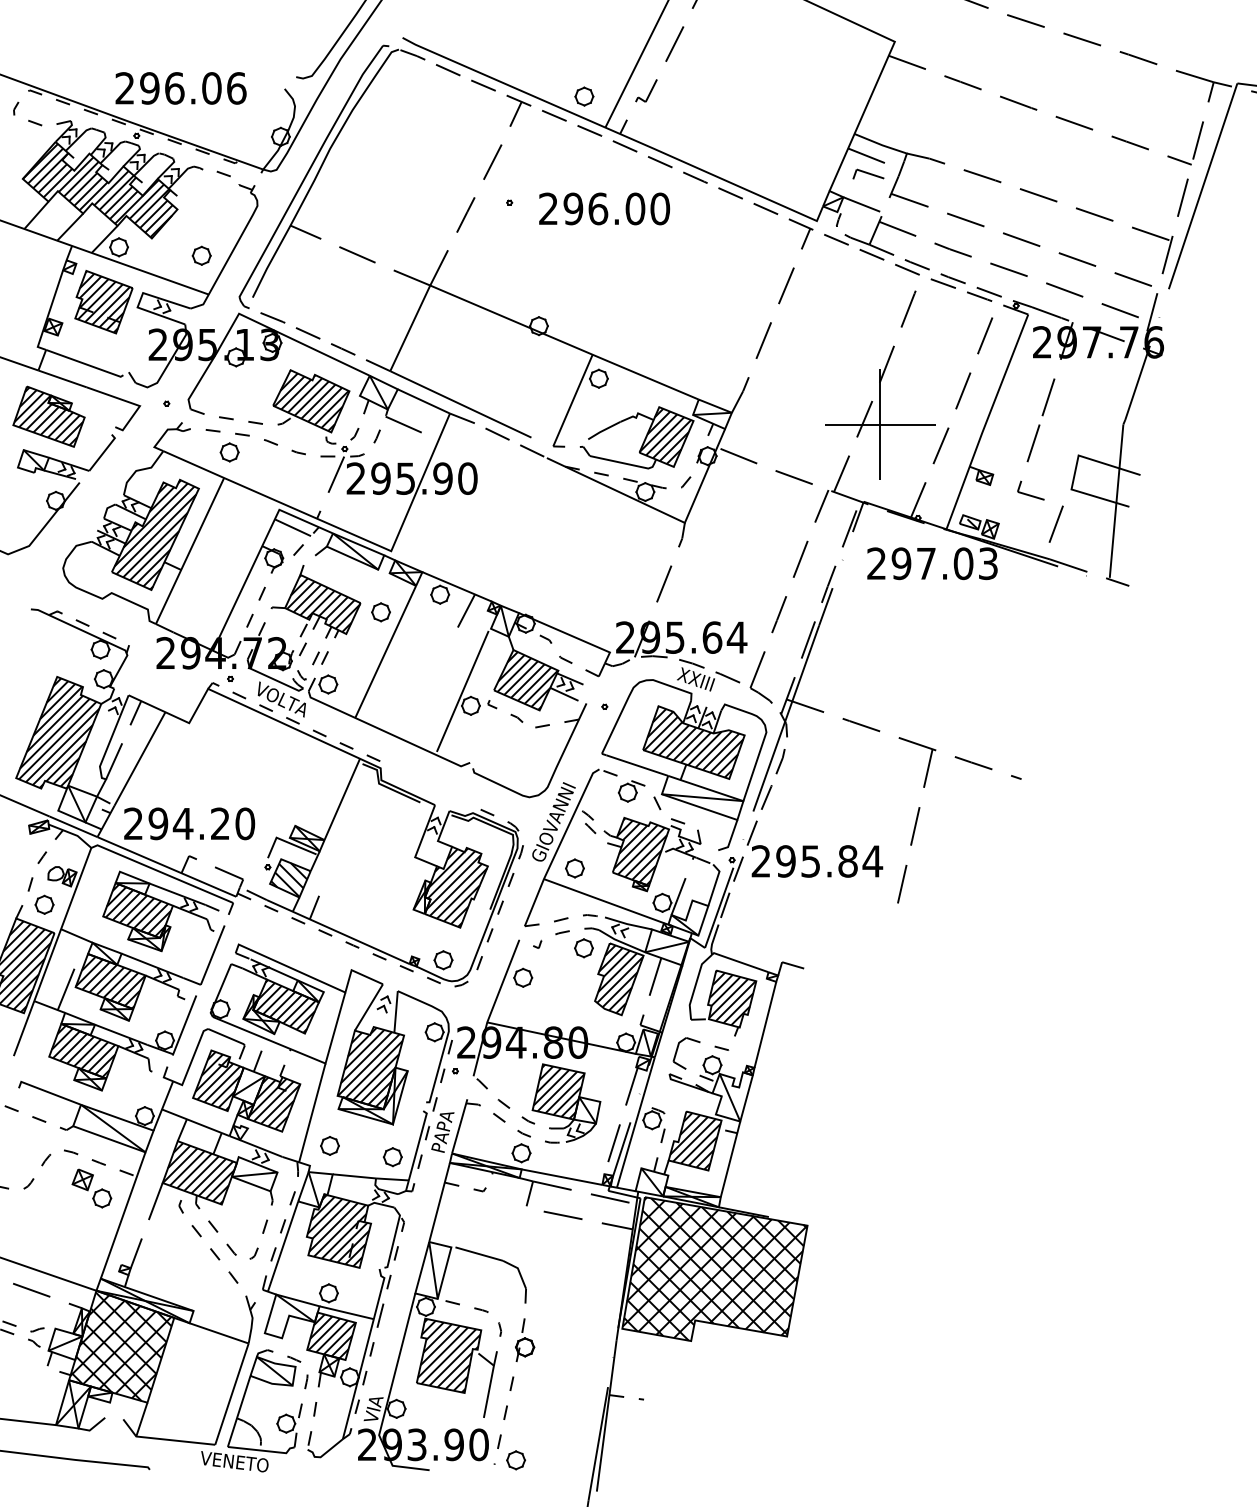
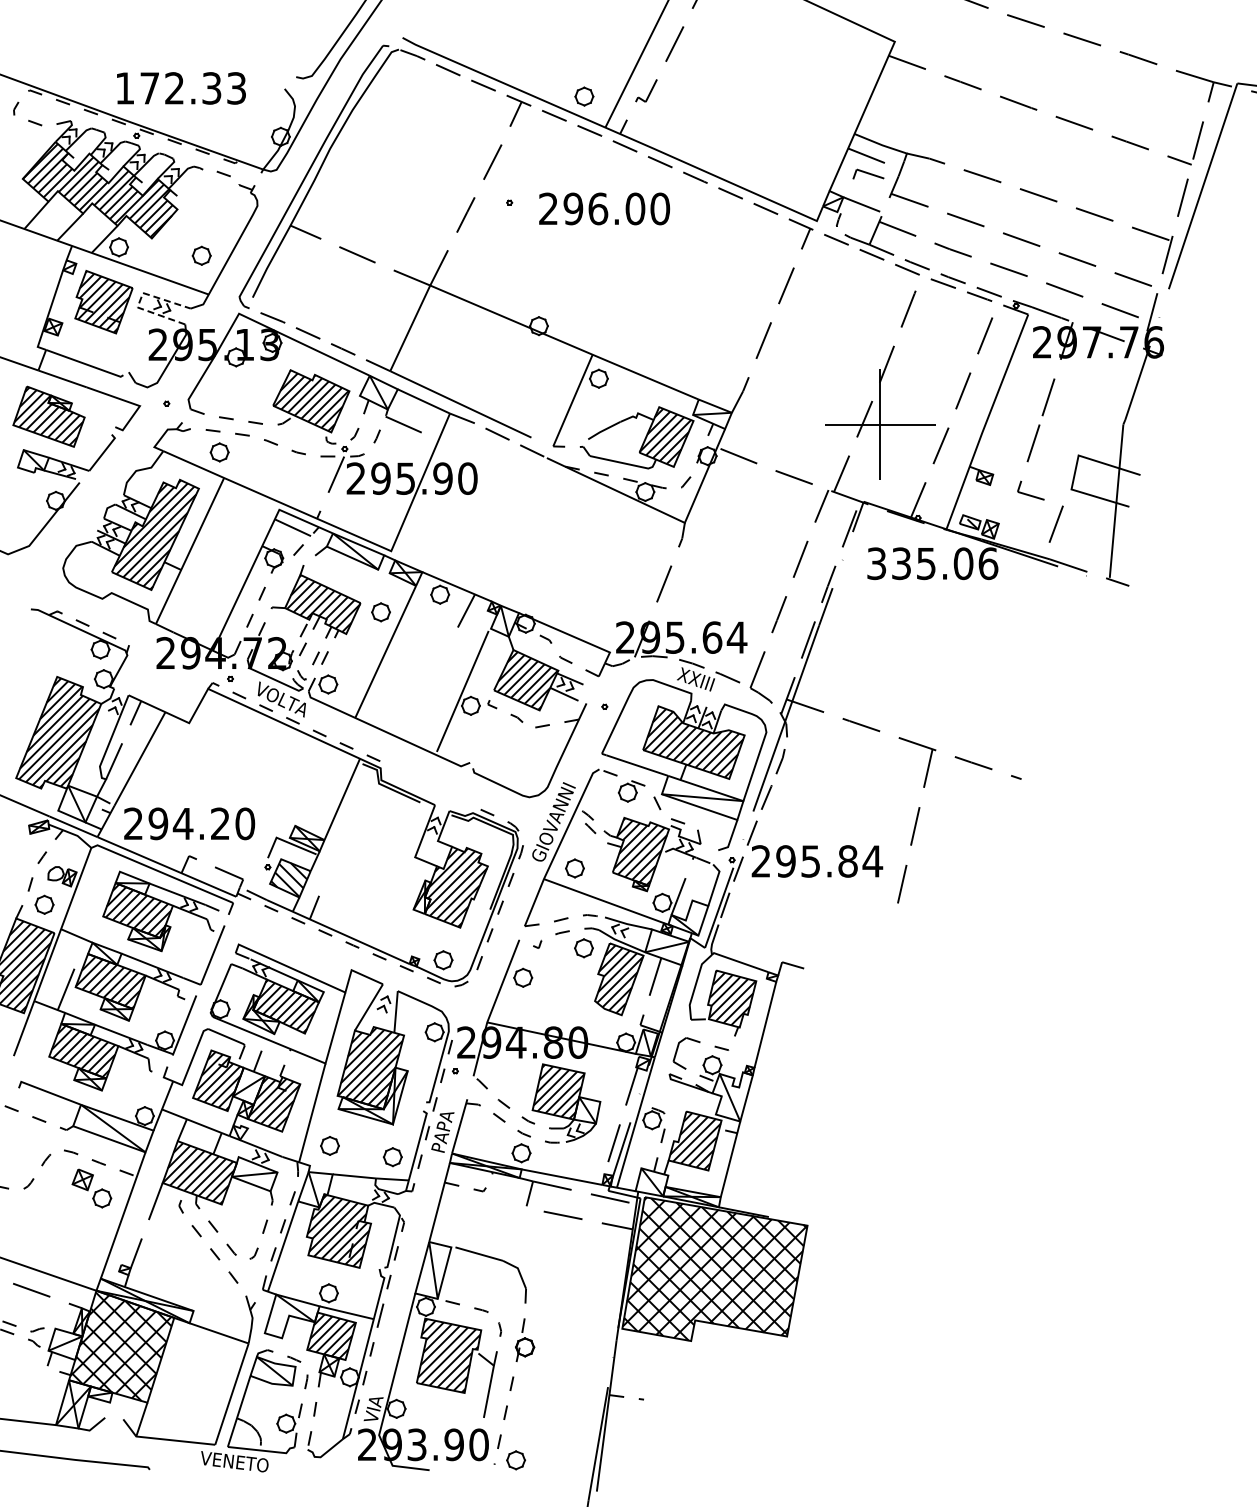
text: 296.06 -> 172.33 (180, 88)
line: solid -> dashed (140, 300)
part position: (229, 452) -> (219, 452) (219, 452)
text: 297.03 -> 335.06 (932, 563)
